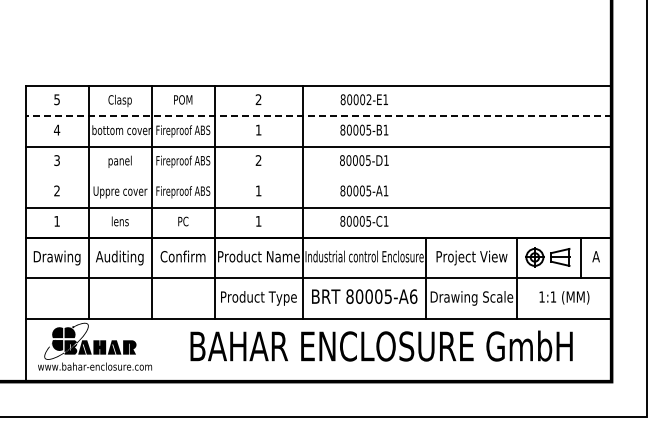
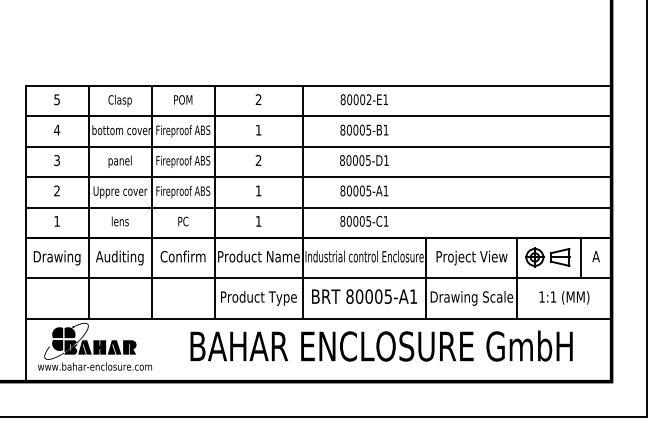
line: dashed -> solid (318, 116)
line: none -> present (318, 177)
text: 80005-A6 -> 80005-A1 (413, 296)
